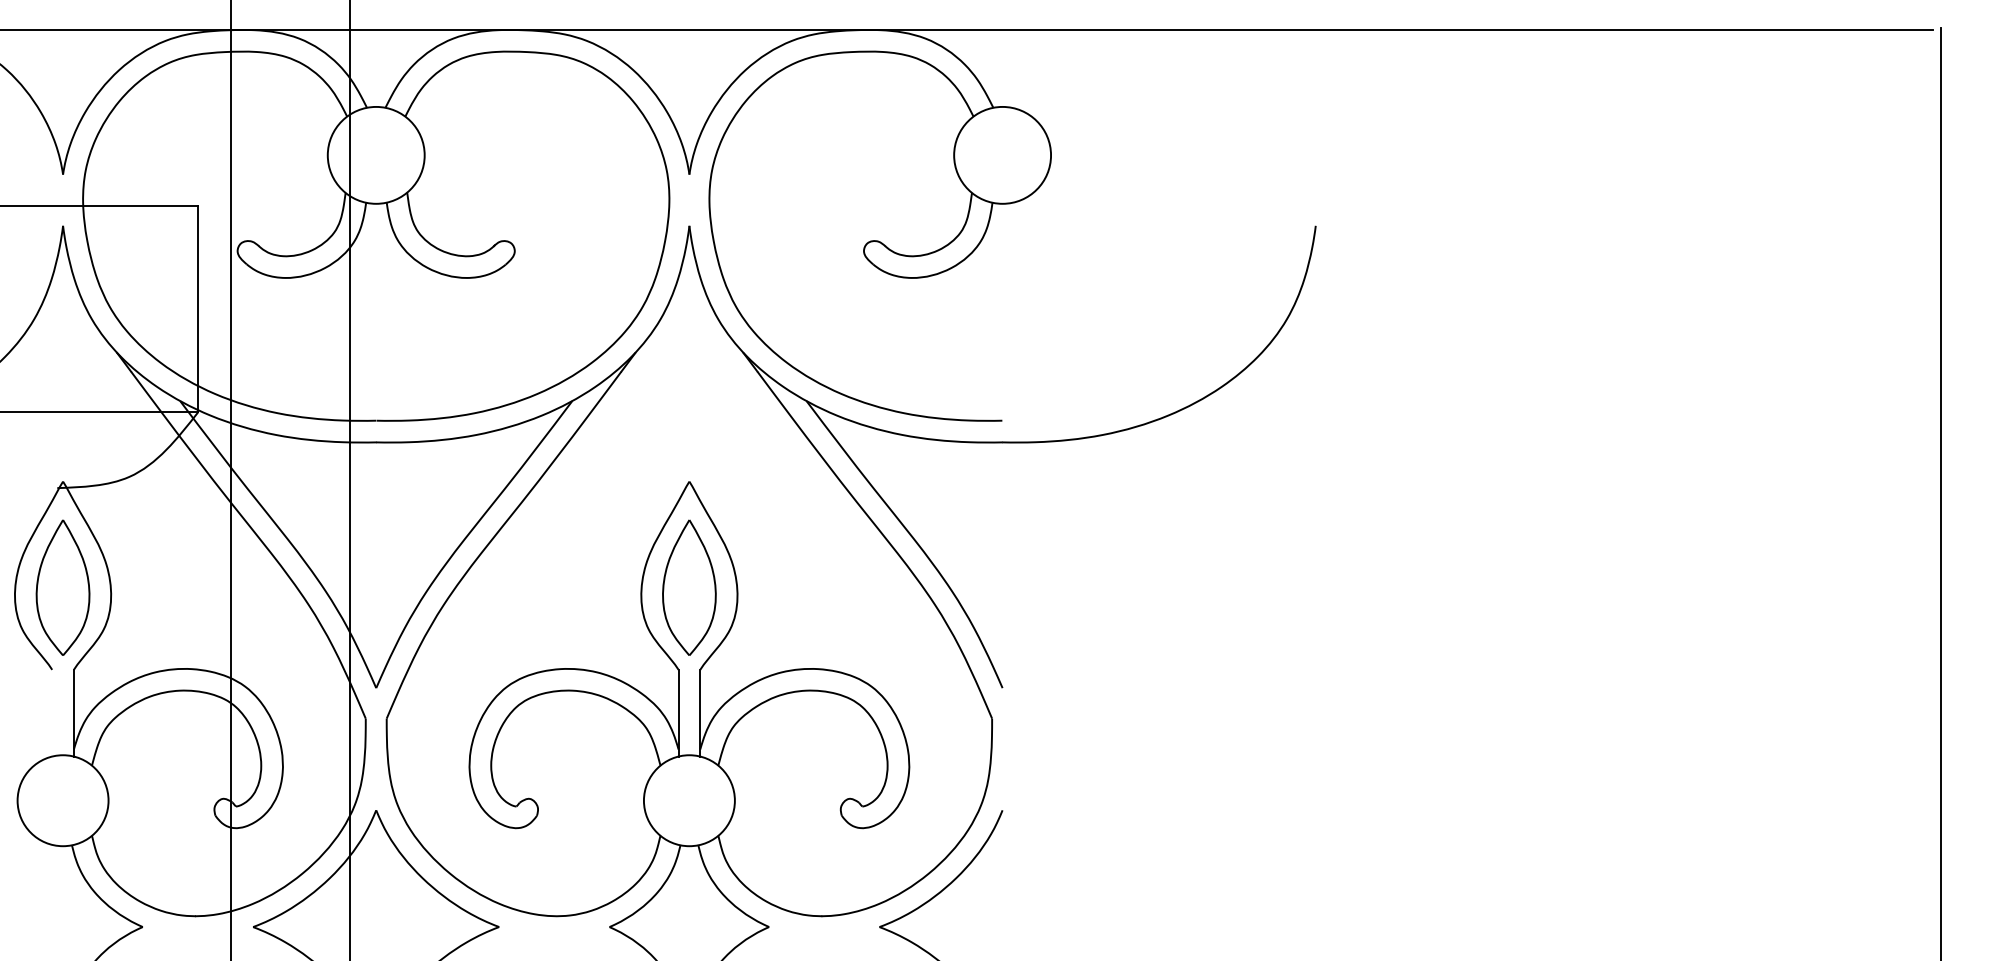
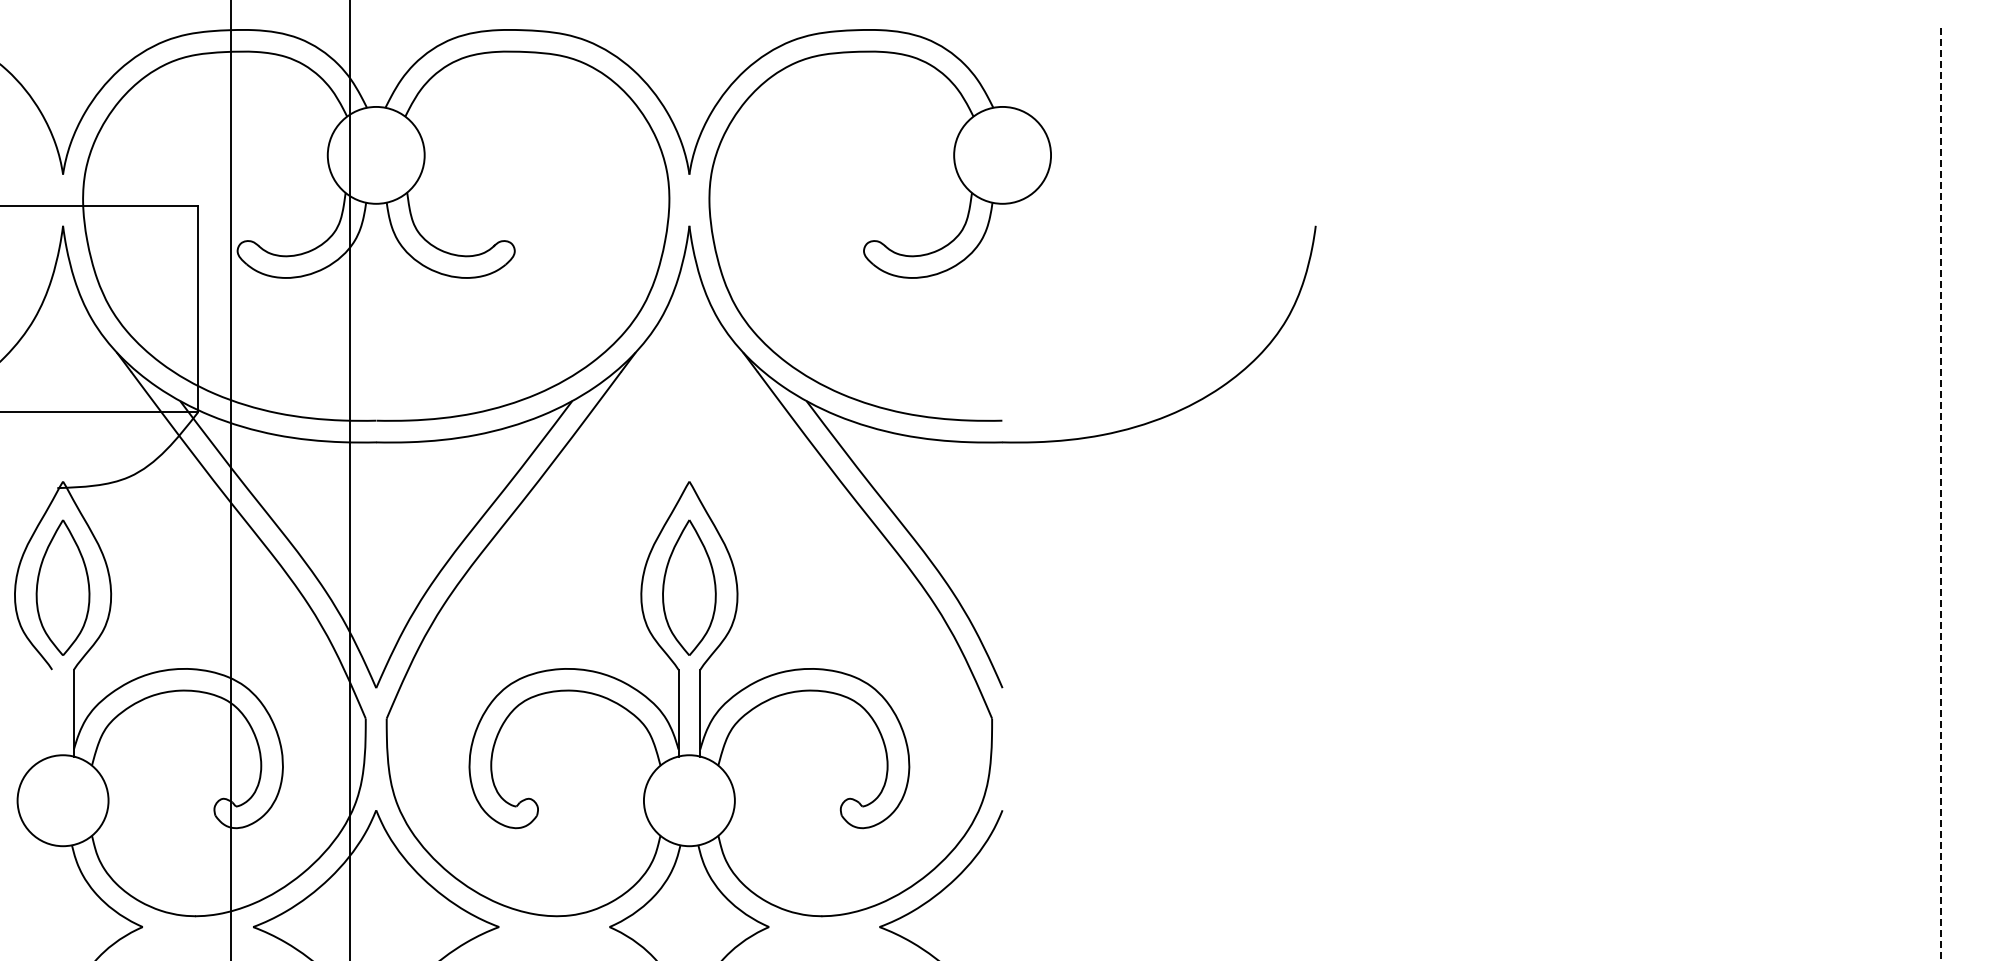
line: present -> none (967, 29)
line: solid -> dashed (1940, 494)
